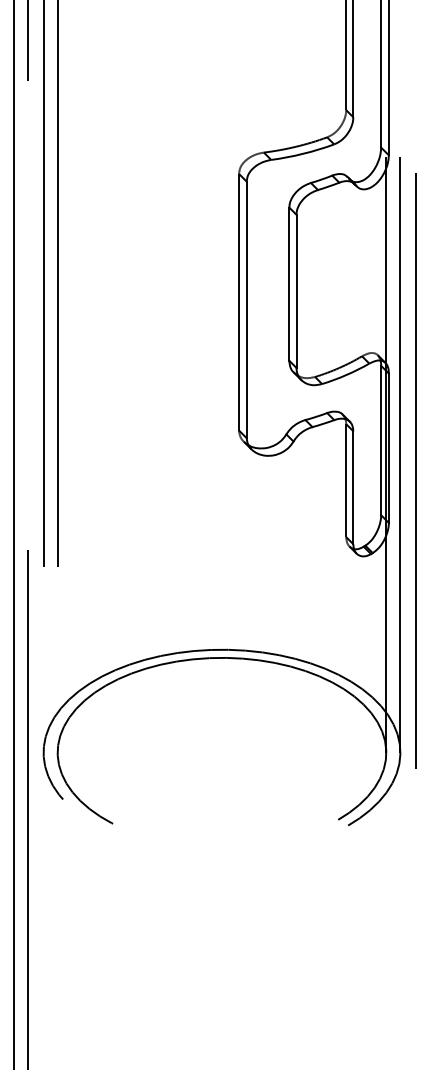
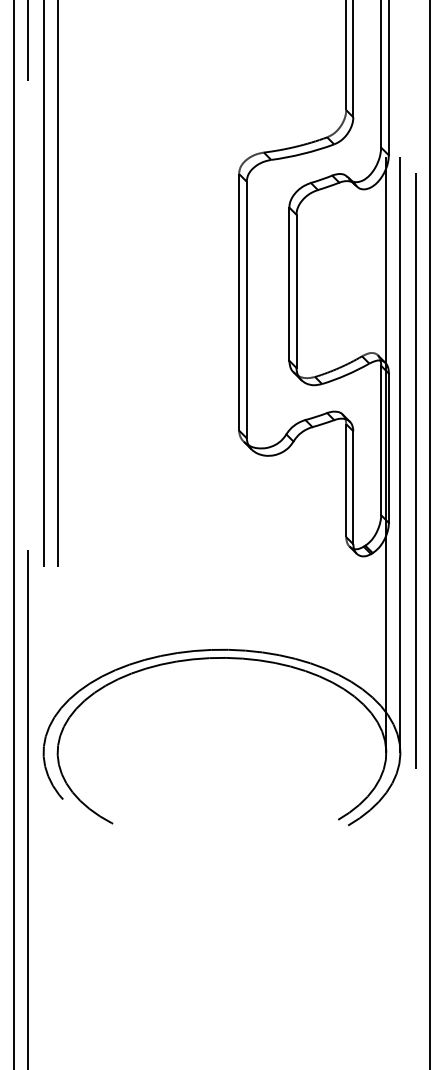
line: none -> present (430, 534)
